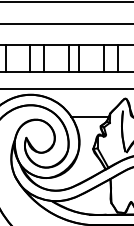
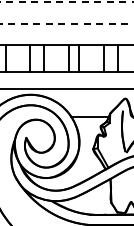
line: solid -> dashed (66, 1)
line: solid -> dashed (67, 24)
